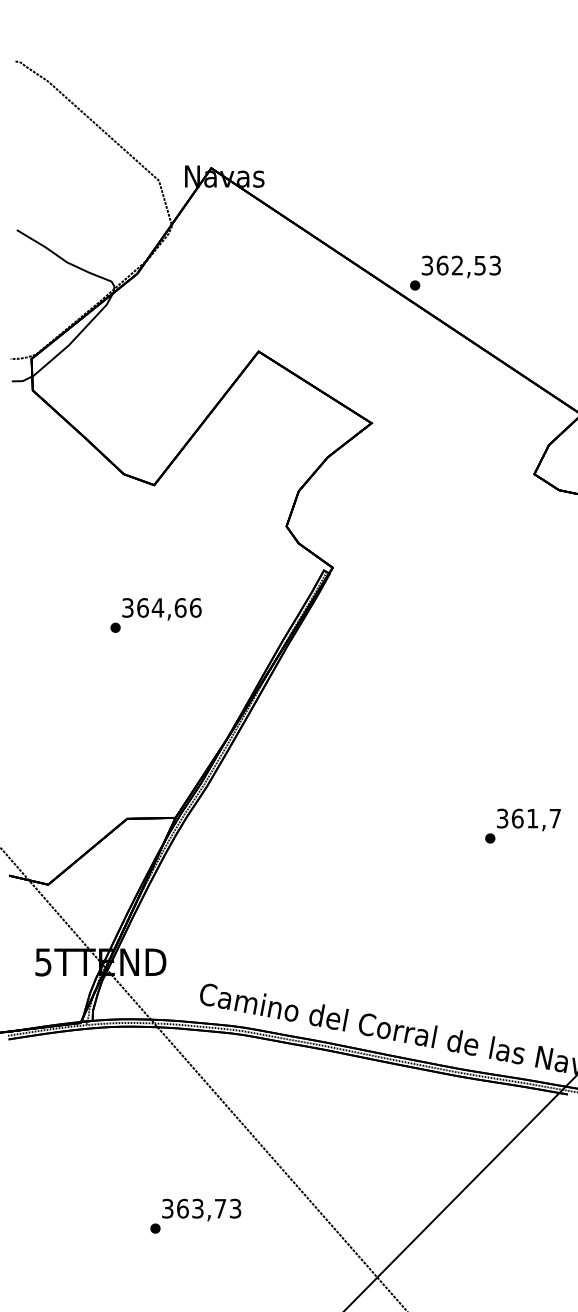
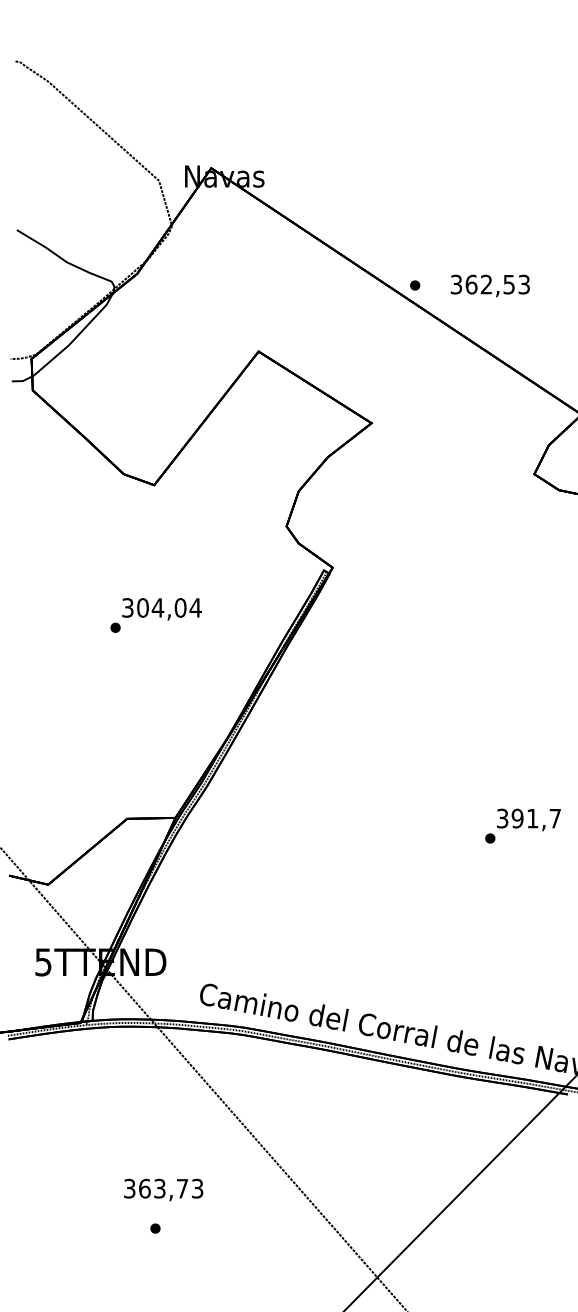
text position: (460, 266) -> (489, 285) (489, 285)
text: 364,66 -> 304,04 (169, 607)
text: 361,7 -> 391,7 (517, 818)
text position: (201, 1209) -> (163, 1189) (163, 1189)
